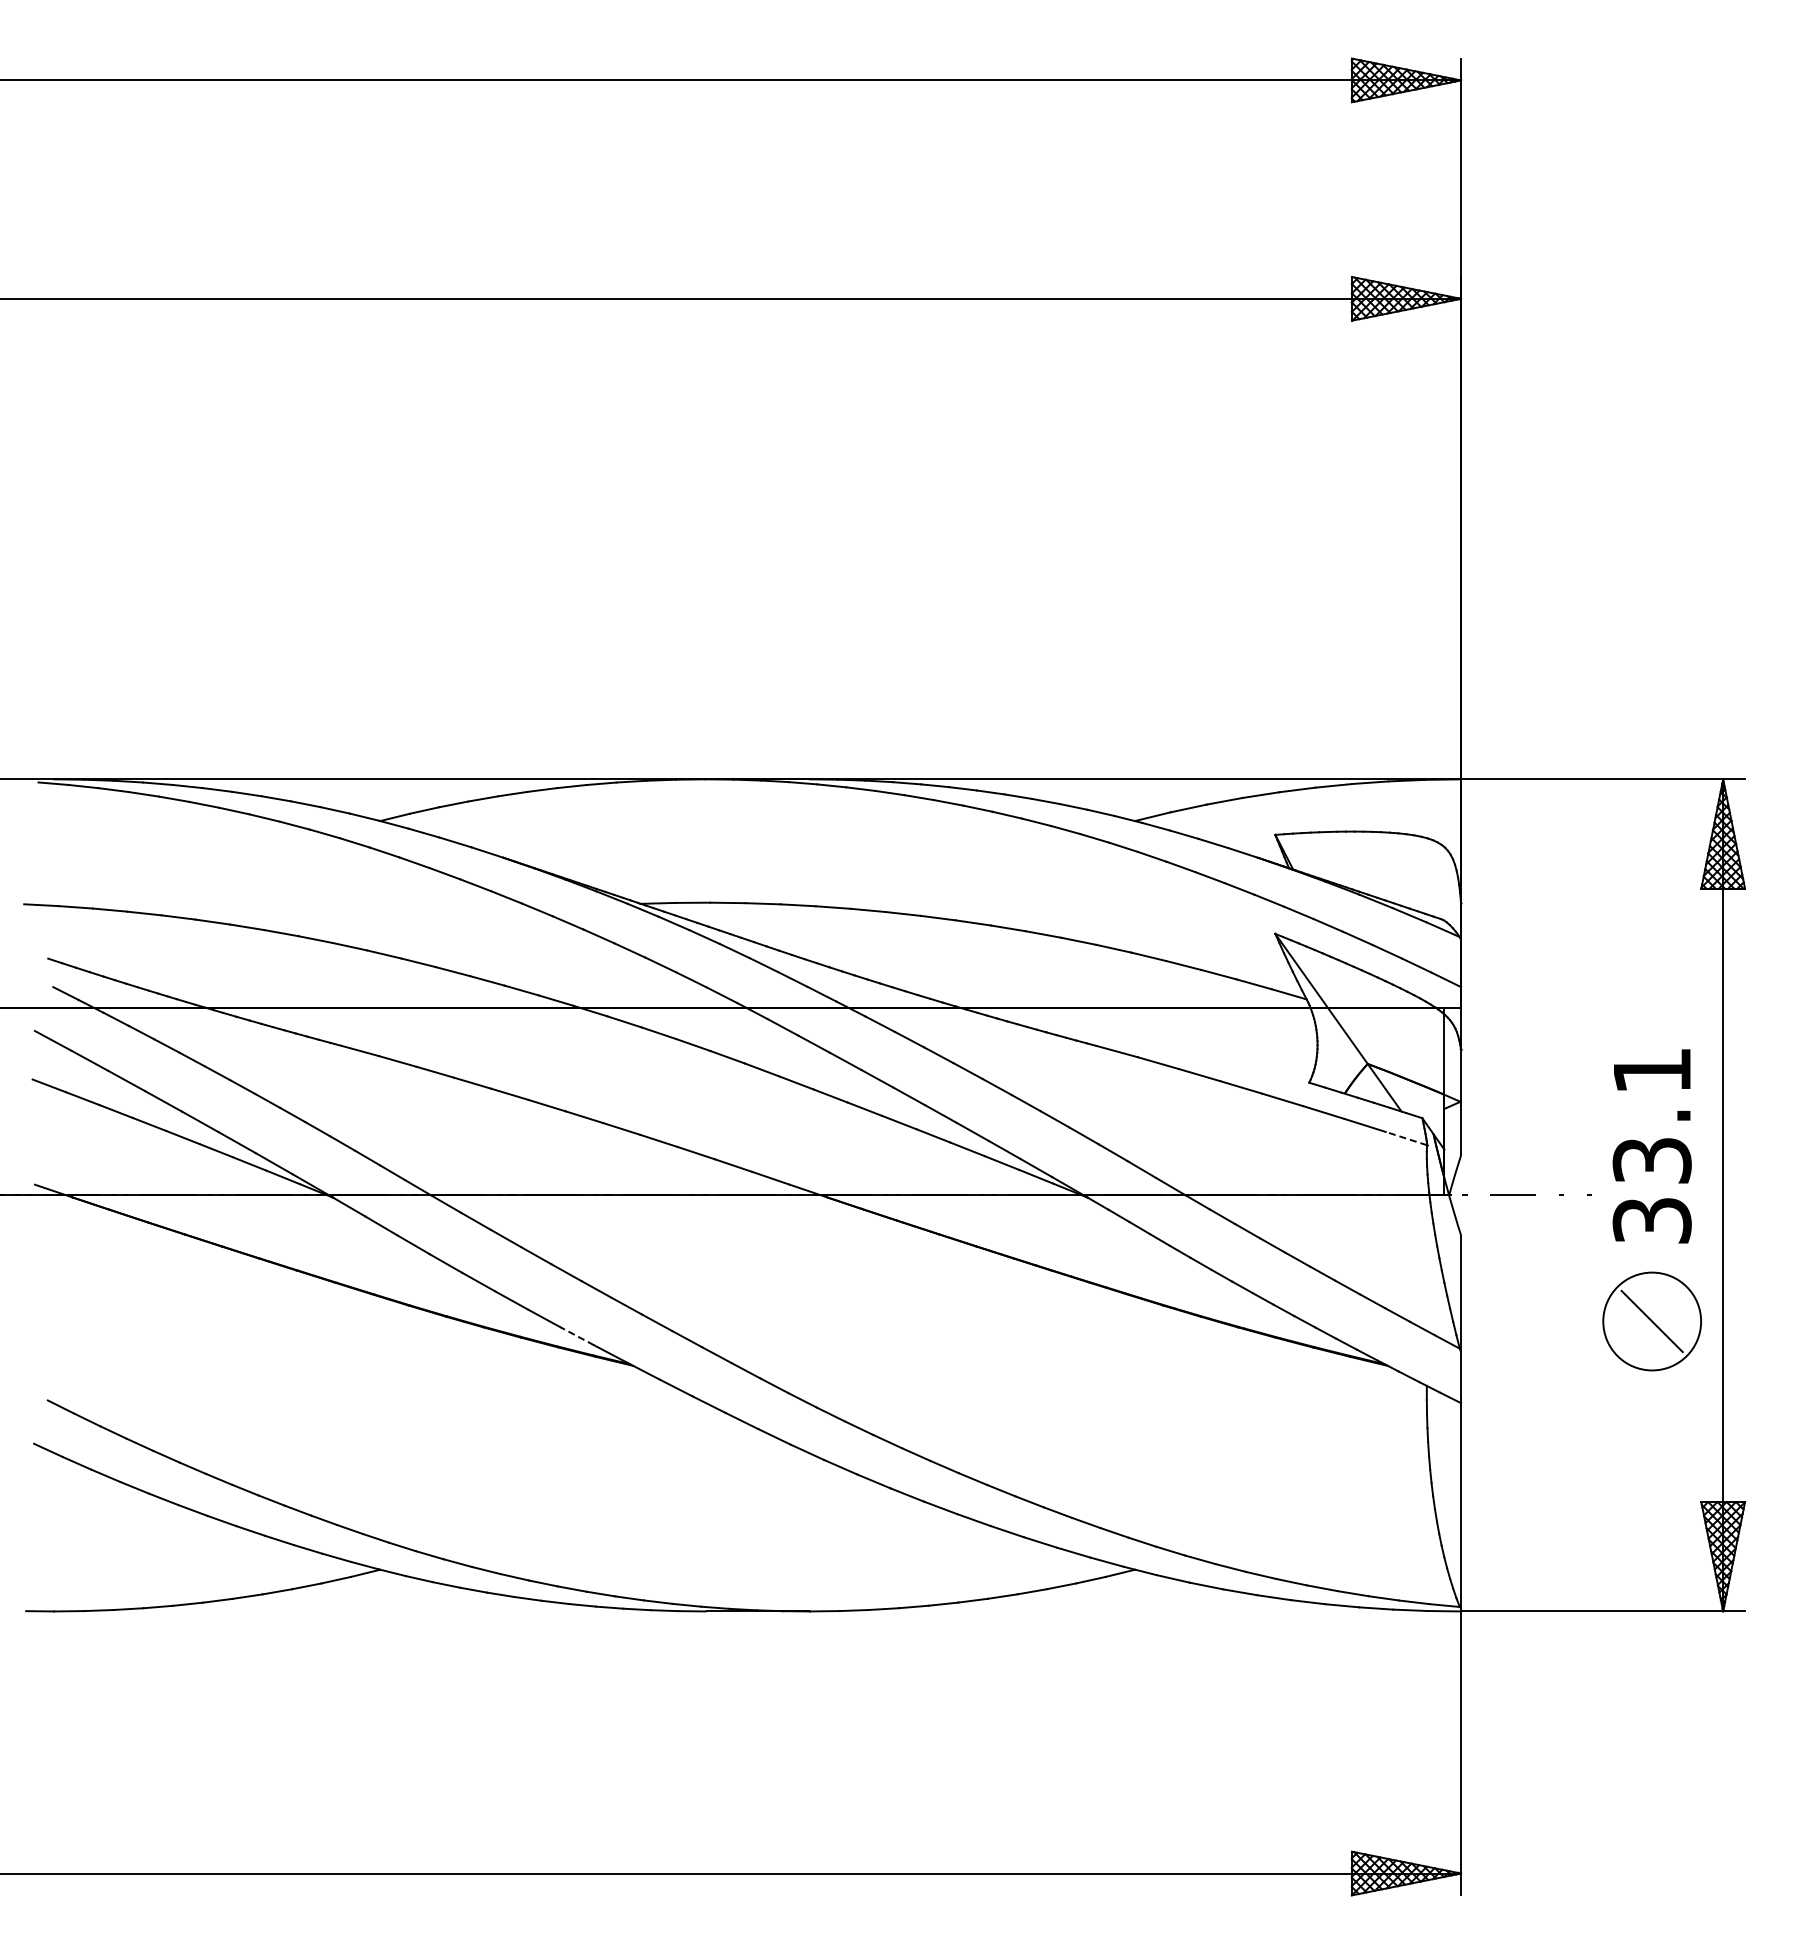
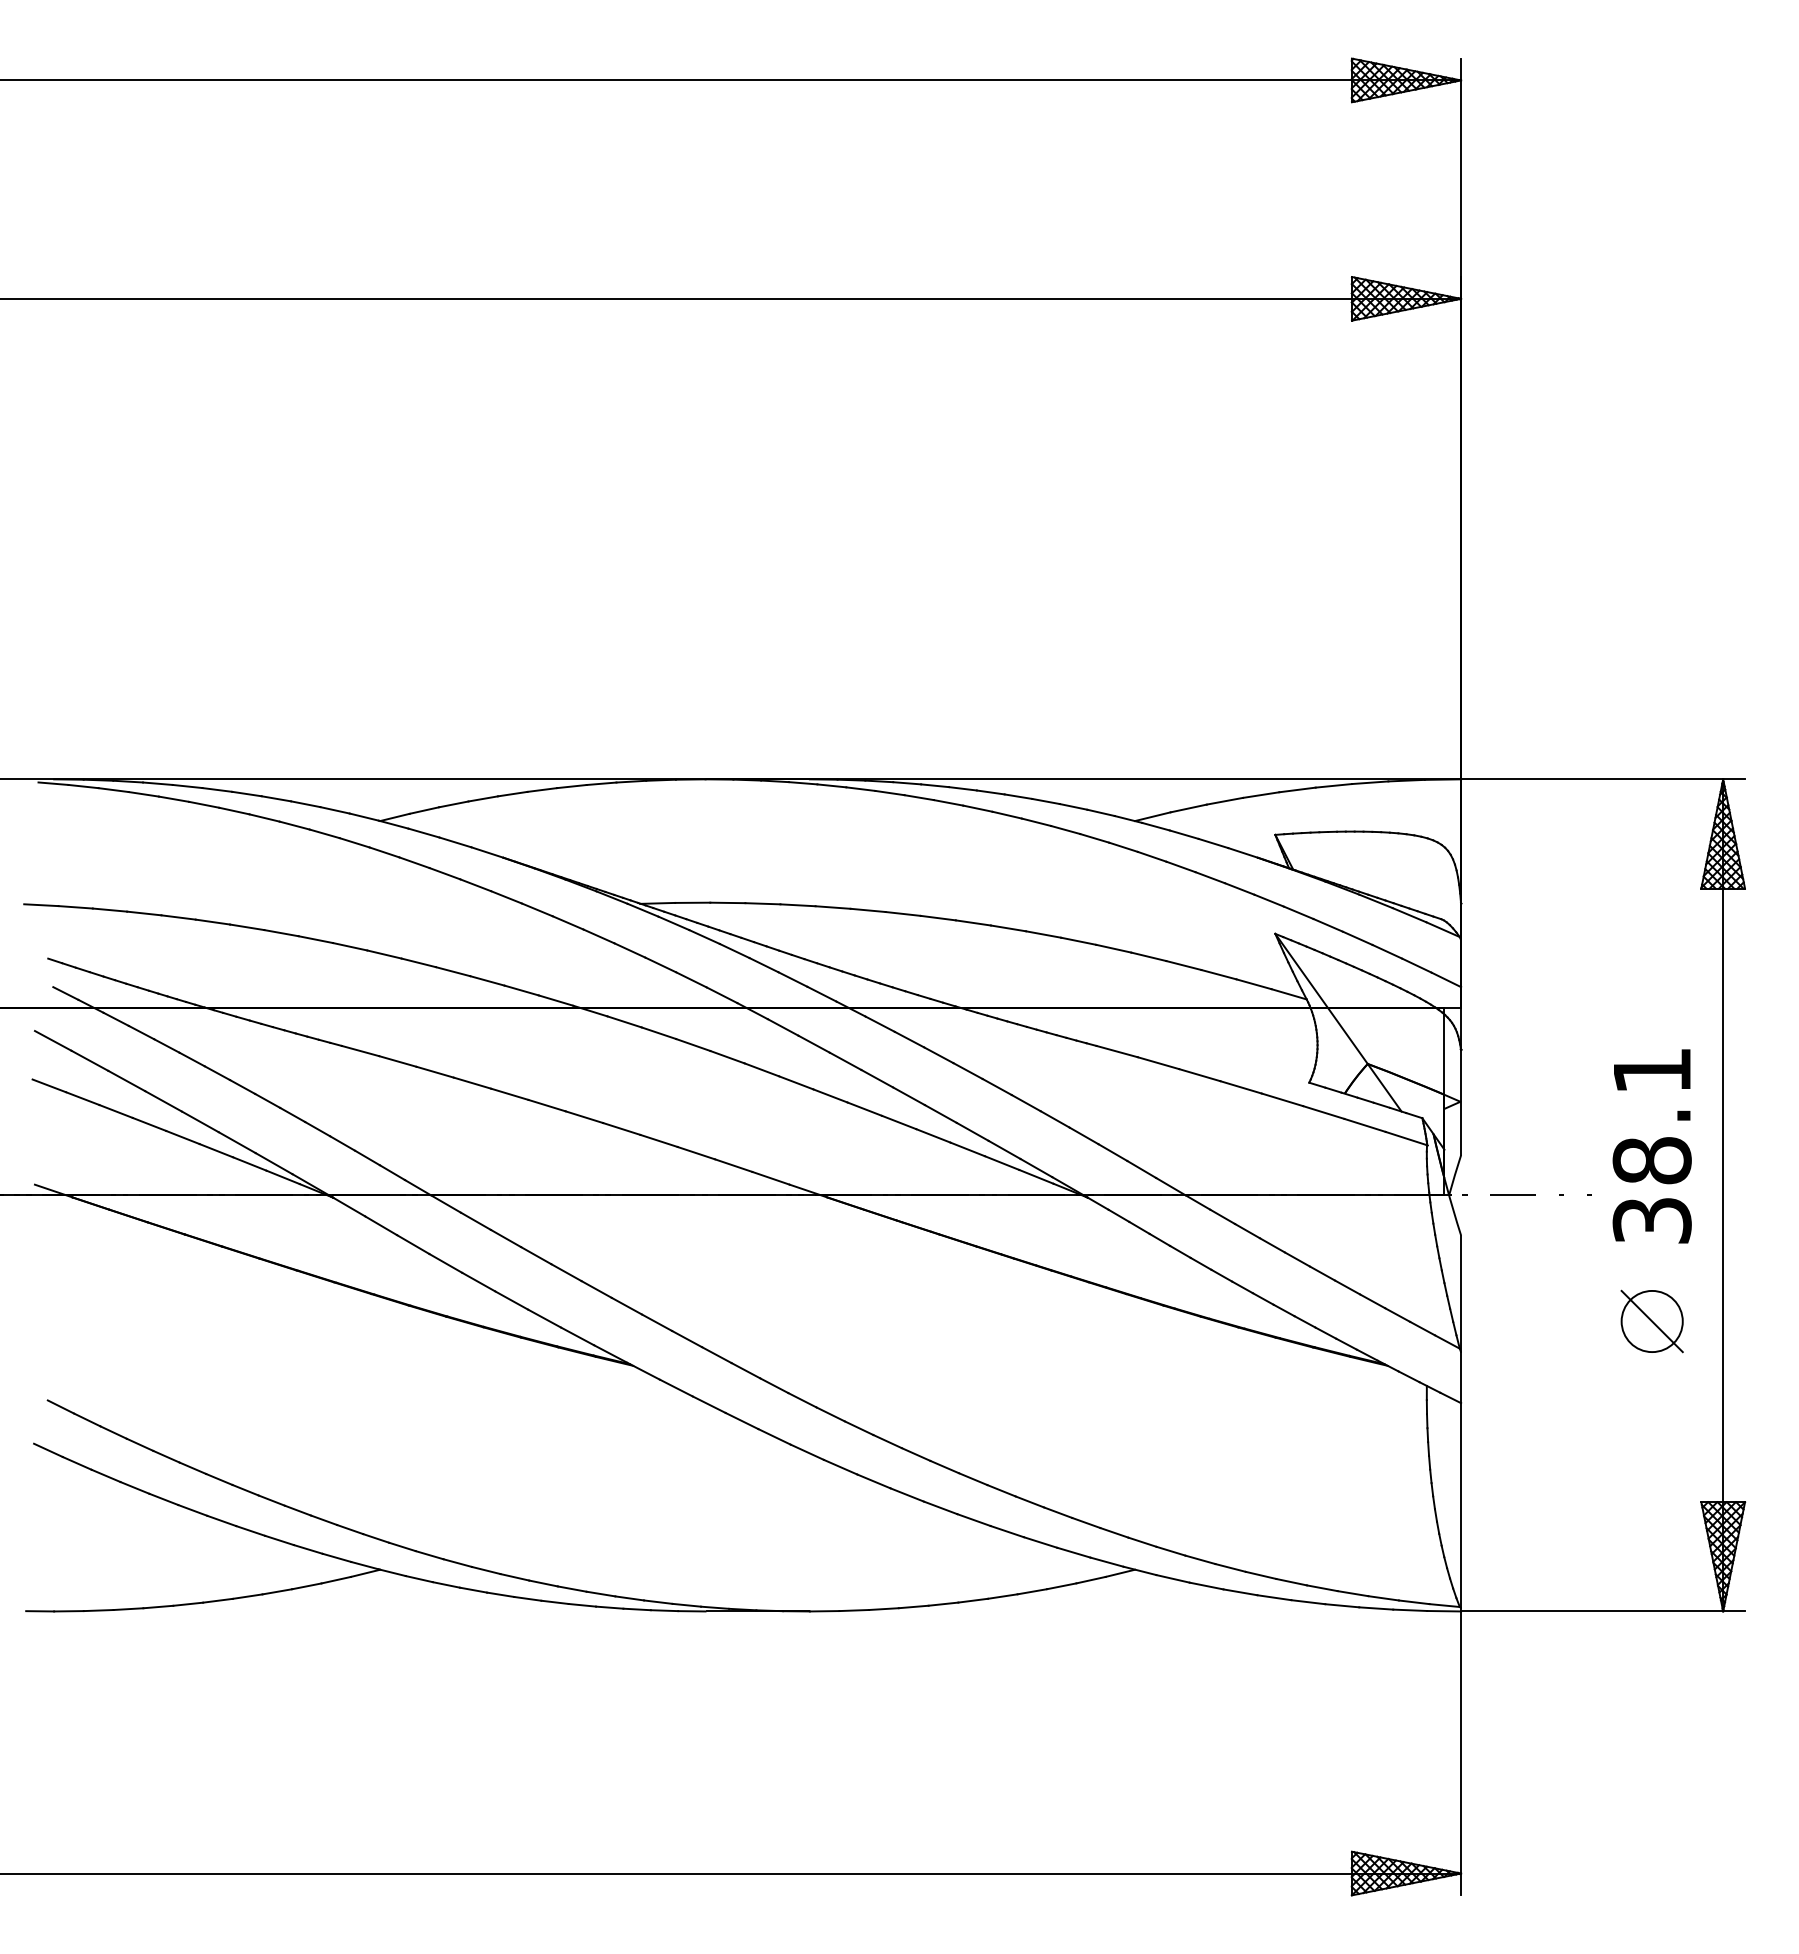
line: dashed -> solid (1406, 1138)
text: 33.1 -> 38.1 (1651, 1160)
circle diameter: 98 px -> 61 px (1651, 1321)
line: dashed -> solid (577, 1336)
